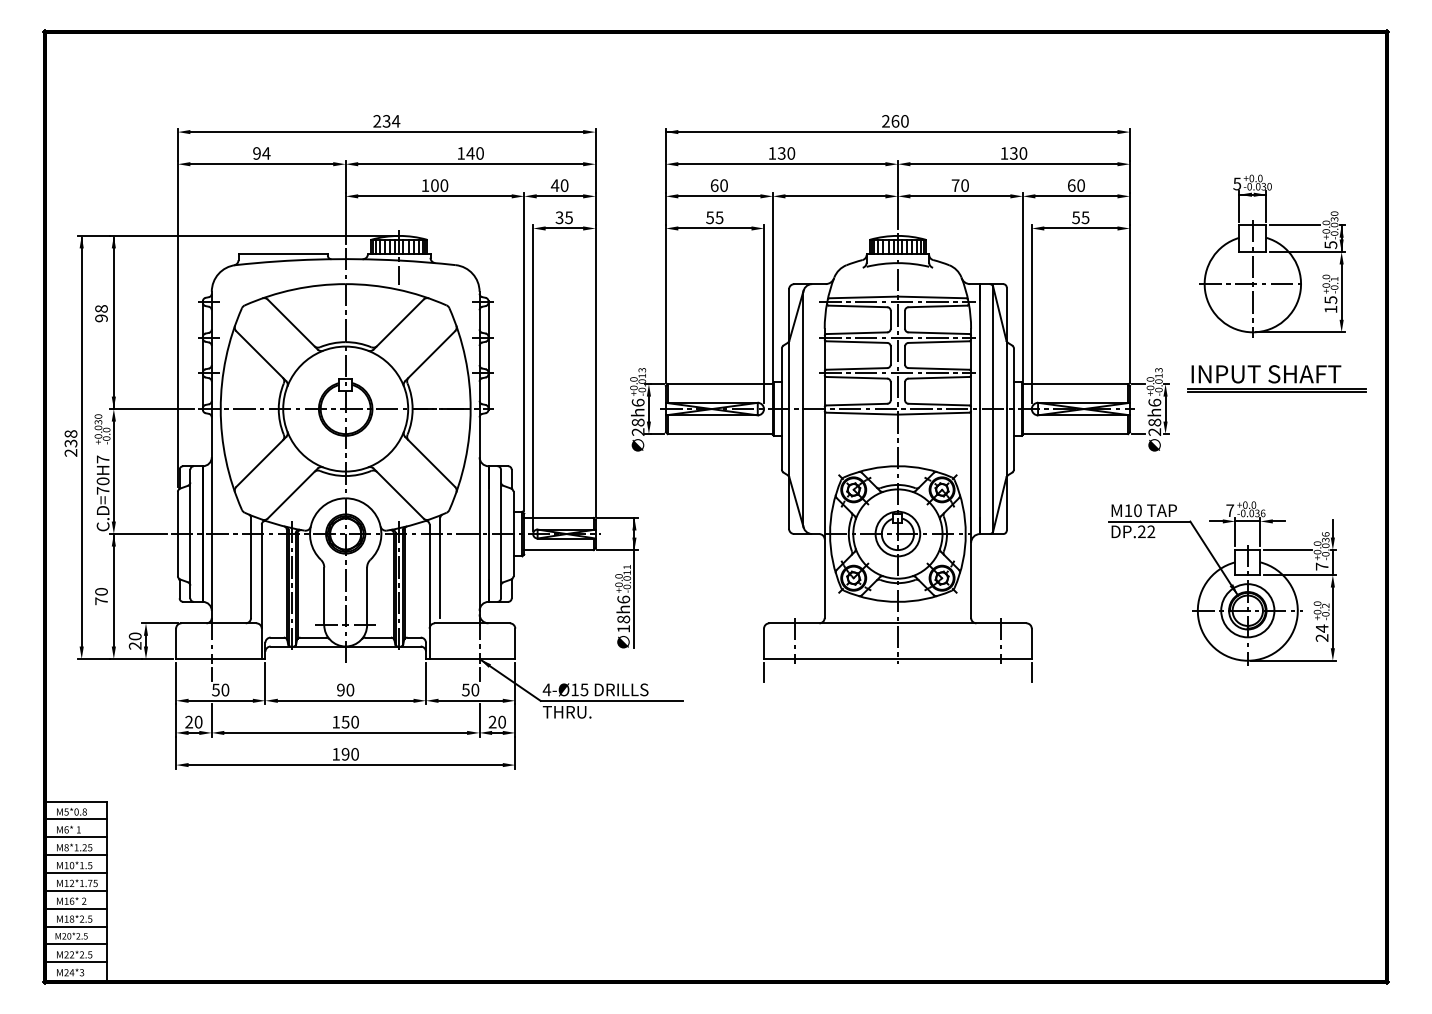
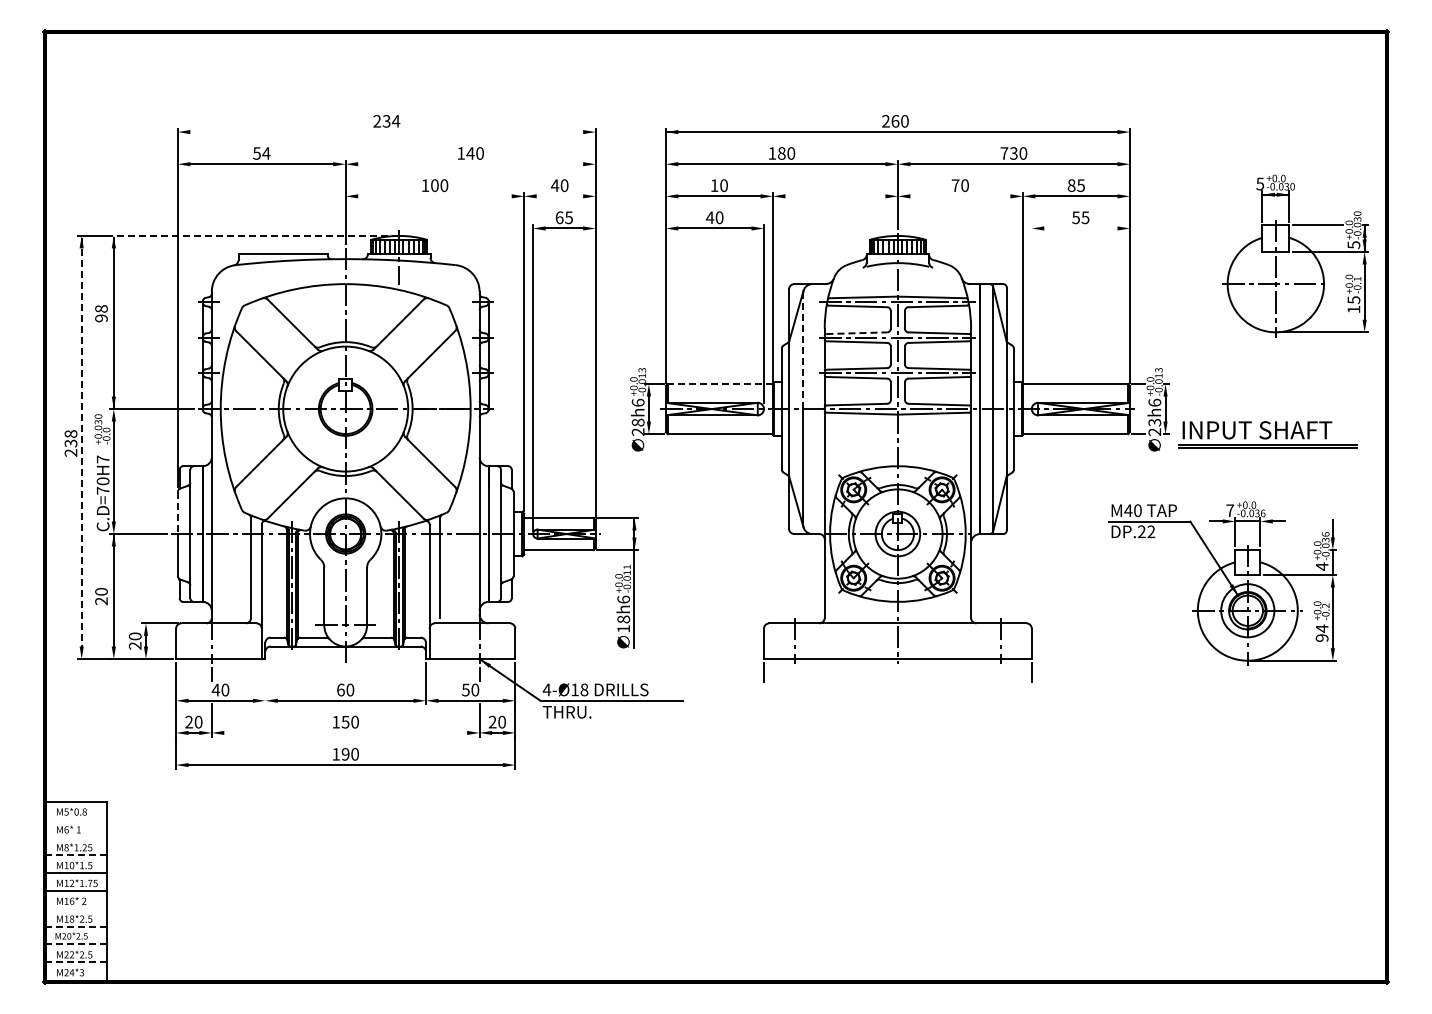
line: present -> none (386, 132)
text: 94 -> 54 (256, 153)
text: 130 -> 180 (781, 153)
text: 130 -> 730 (1004, 153)
line: present -> none (470, 164)
text: 60 -> 10 (714, 185)
text: 60 -> 85 (1075, 185)
line: present -> none (434, 196)
line: present -> none (559, 196)
line: present -> none (835, 196)
line: present -> none (960, 196)
text: 35 -> 65 (559, 217)
text: 55 -> 40 (714, 217)
line: present -> none (1080, 228)
line: solid -> dashed (254, 235)
part position: (1272, 255) -> (1295, 255) (1295, 255)
line: present -> none (1031, 313)
line: solid -> dashed (857, 333)
line: solid -> dashed (803, 350)
part position: (1276, 378) -> (1267, 434) (1267, 434)
line: solid -> dashed (720, 384)
text: 28h6 -> 23h6 (1154, 422)
line: solid -> dashed (81, 442)
text: M10 -> M40 (1128, 510)
line: solid -> dashed (177, 513)
line: present -> none (1287, 550)
text: 7 -> 4 (1322, 566)
text: 70 -> 20 (101, 601)
text: 24 -> 94 (1322, 637)
line: present -> none (265, 683)
text: 50 -> 40 (215, 689)
text: 90 -> 60 (340, 689)
text: 4-Ø15 -> 4-Ø18 (584, 689)
line: present -> none (345, 732)
line: present -> none (76, 819)
line: present -> none (76, 837)
line: solid -> dashed (76, 855)
line: present -> none (76, 908)
line: solid -> dashed (76, 926)
line: solid -> dashed (76, 944)
line: solid -> dashed (76, 962)
